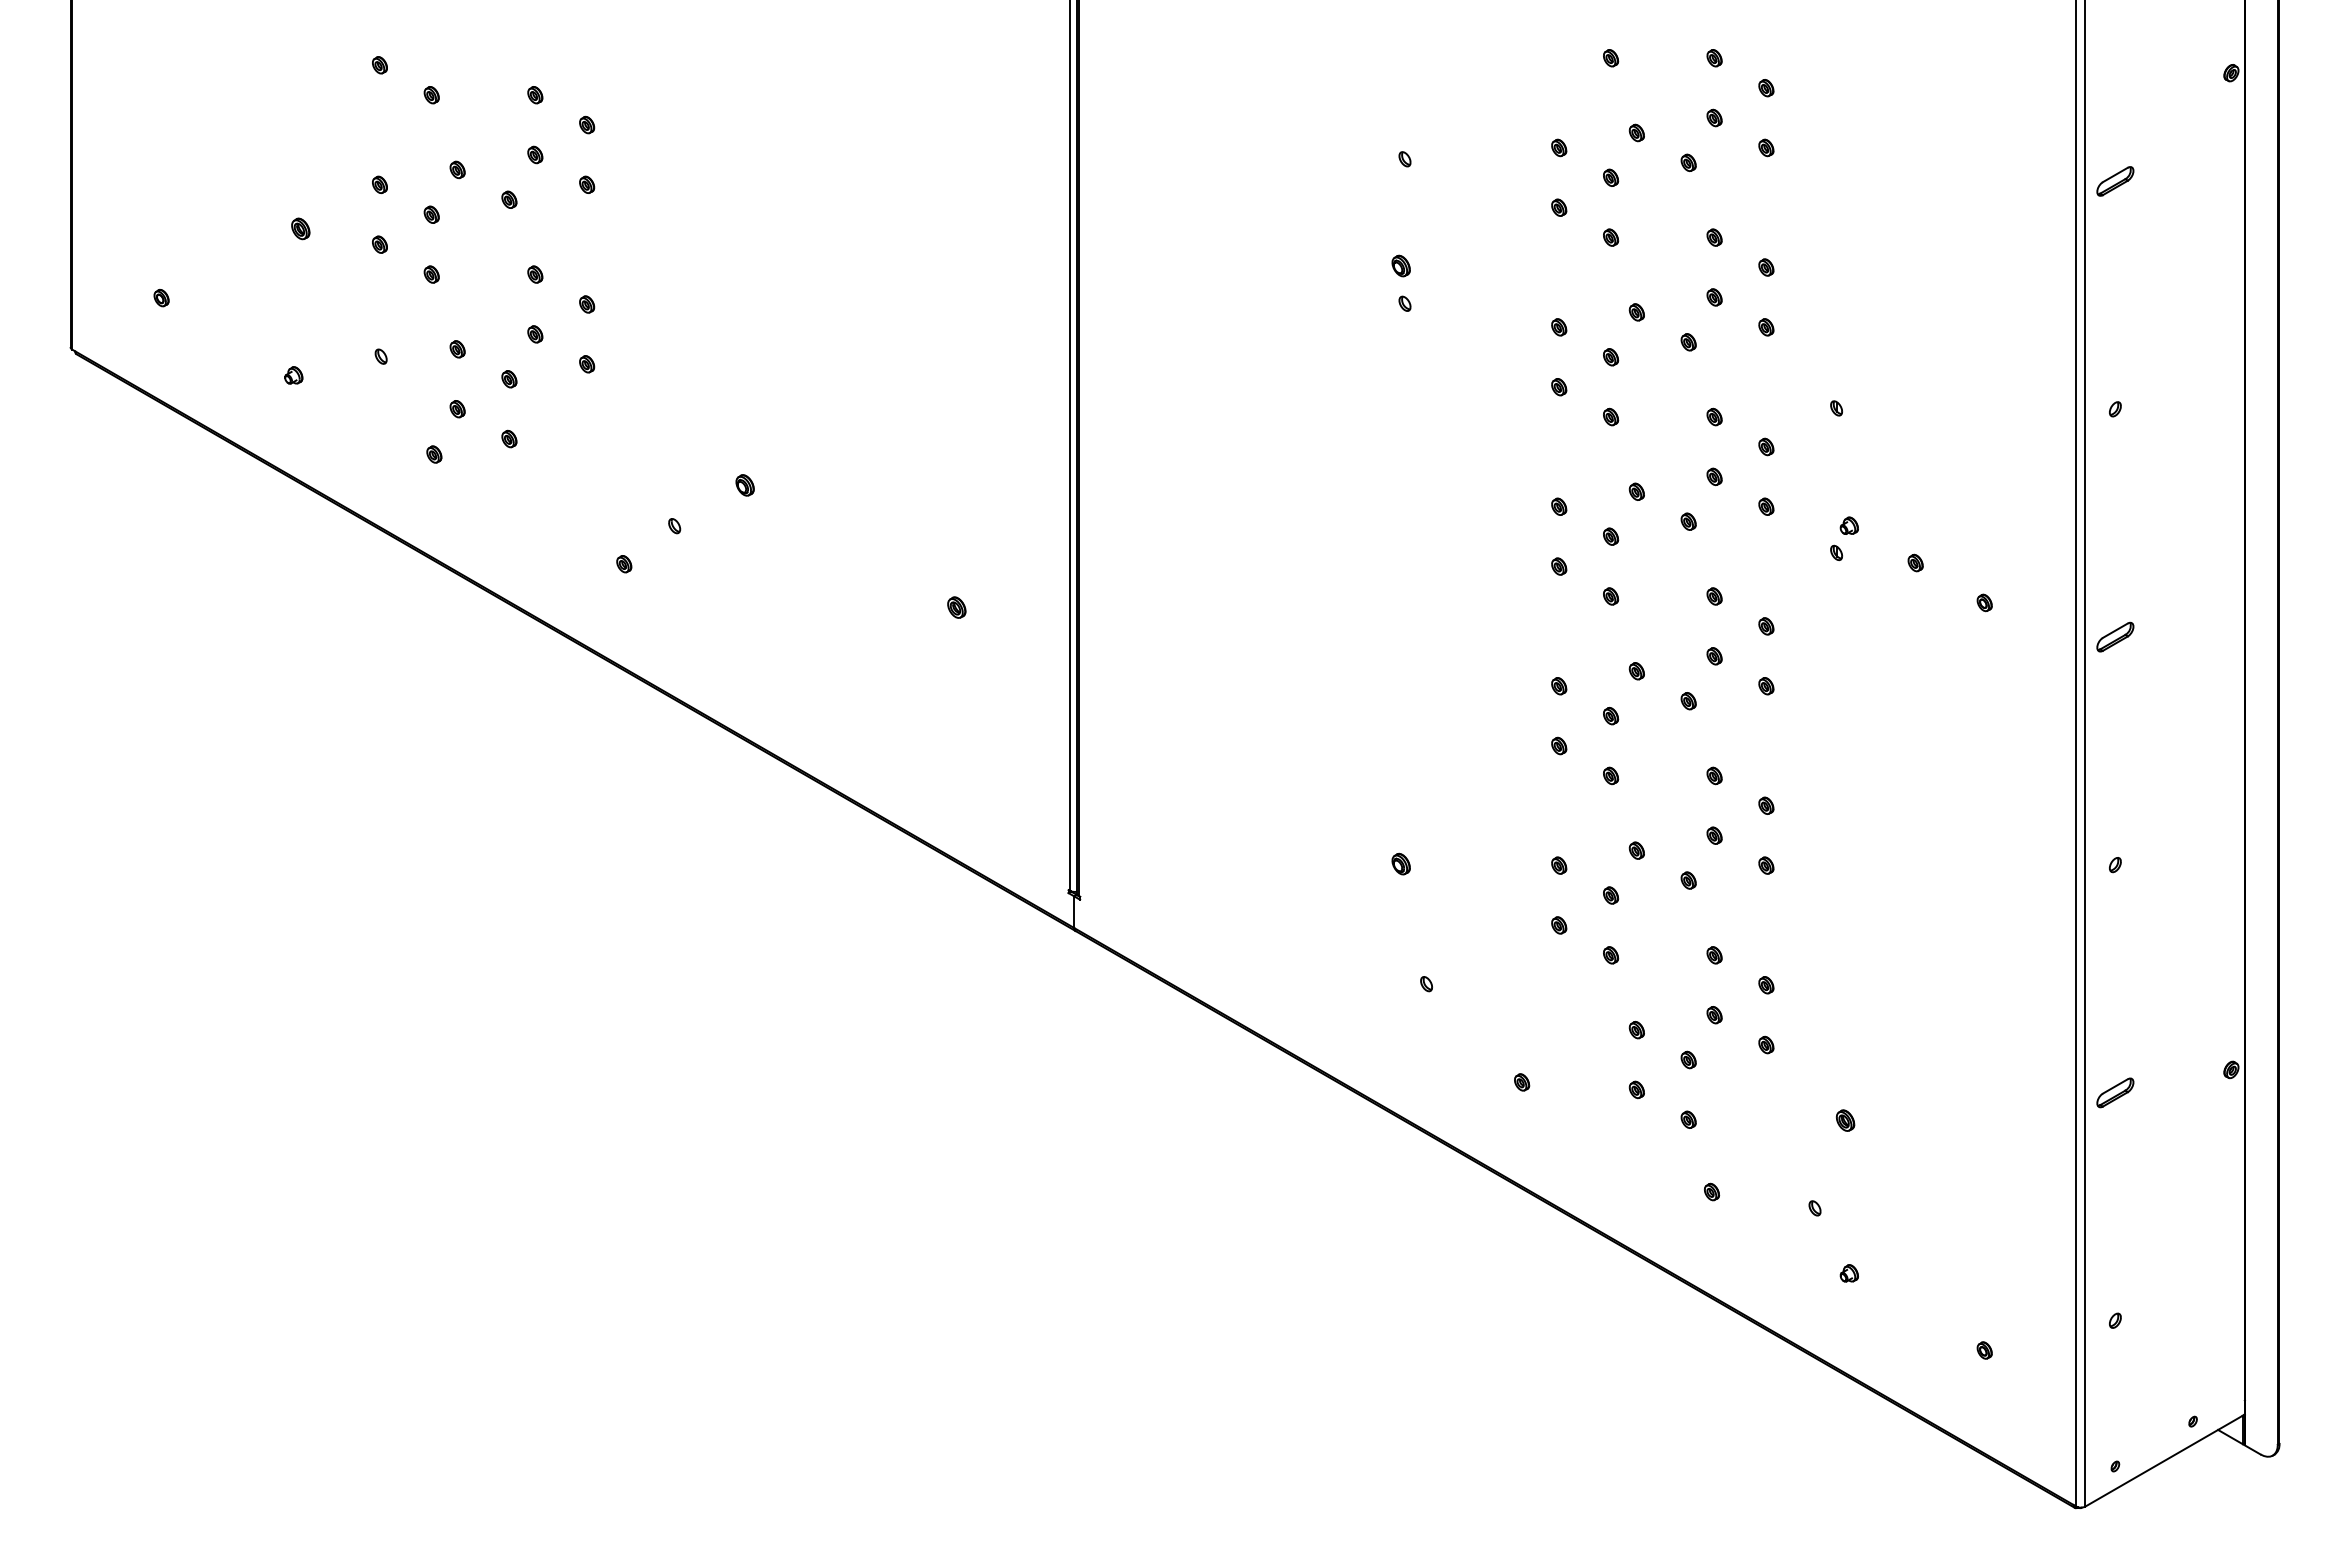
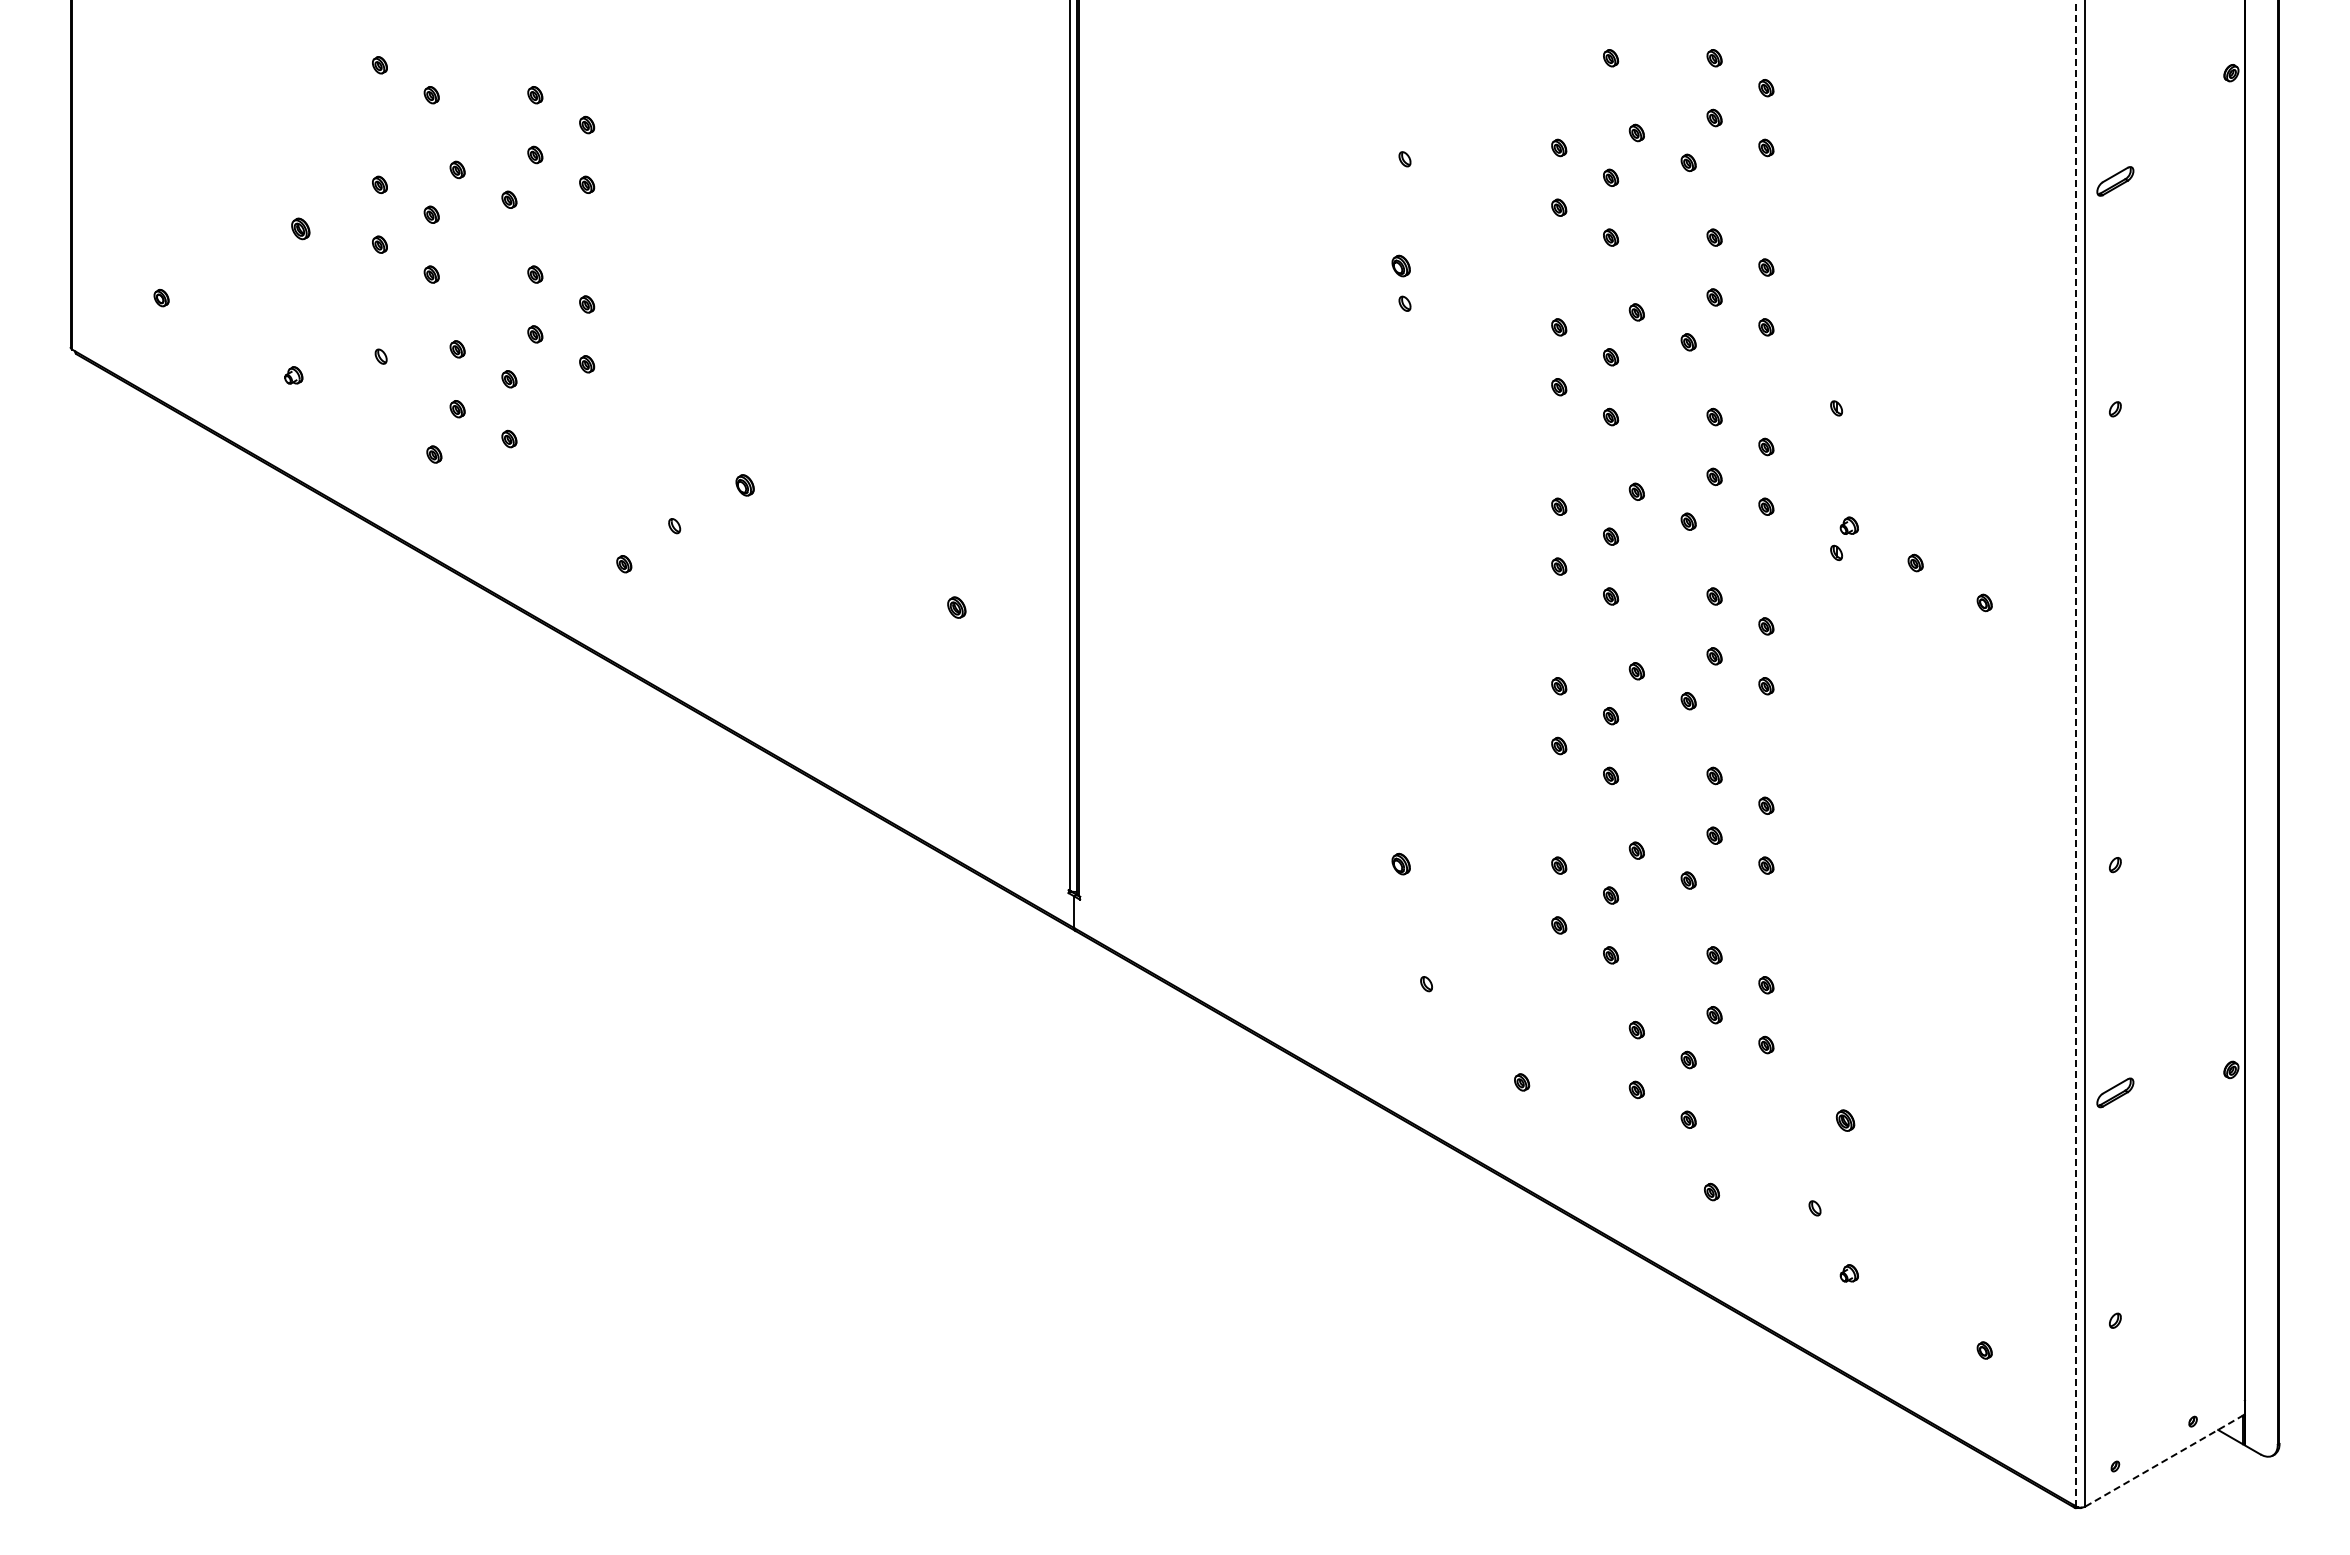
part: present -> none (2115, 636)
line: solid -> dashed (2076, 752)
line: solid -> dashed (2165, 1460)
